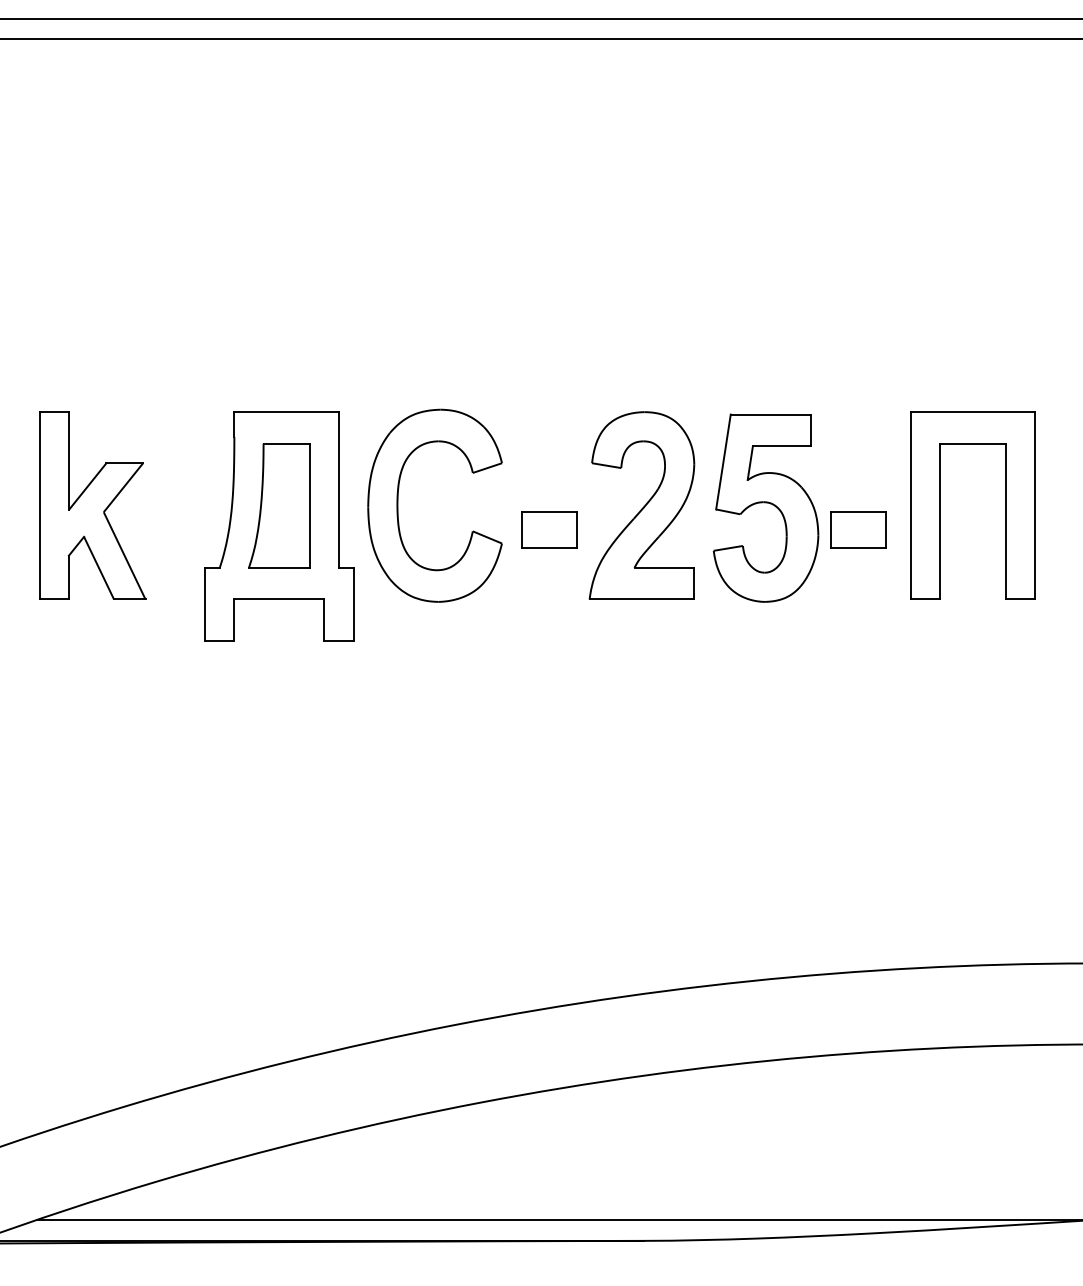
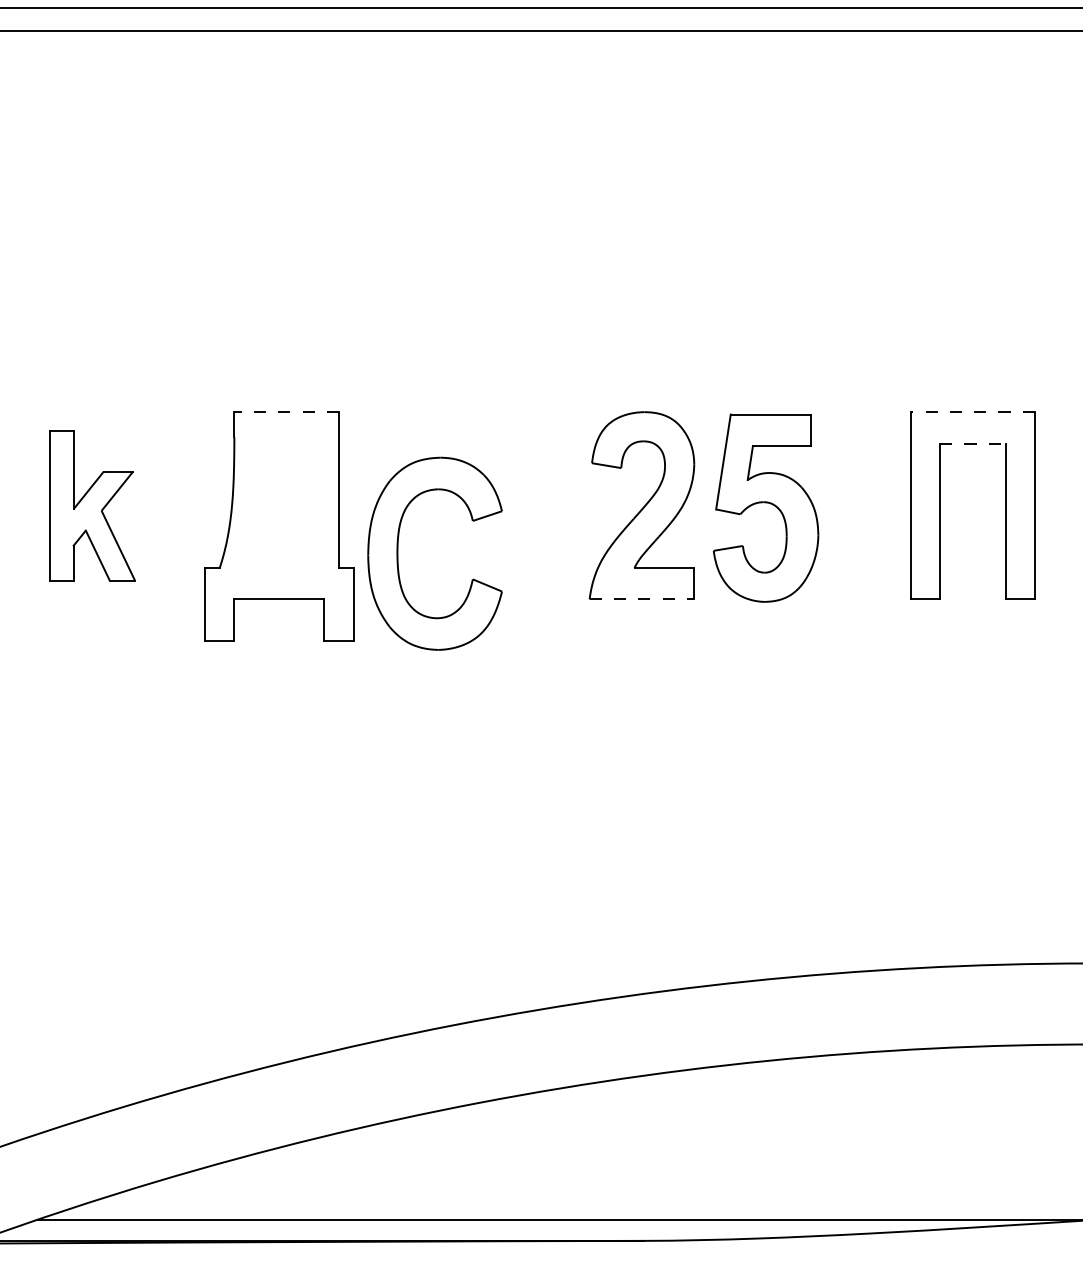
line position: (540, 19) -> (540, 8) (540, 8)
line position: (540, 38) -> (540, 30) (540, 30)
line: solid -> dashed (286, 412)
line: solid -> dashed (972, 412)
line: solid -> dashed (972, 443)
part size: 108x189 px -> 87x152 px (92, 505)
part: present -> none (279, 505)
part position: (398, 505) -> (398, 553) (398, 553)
part: present -> none (549, 529)
part: present -> none (858, 529)
line: solid -> dashed (642, 599)
